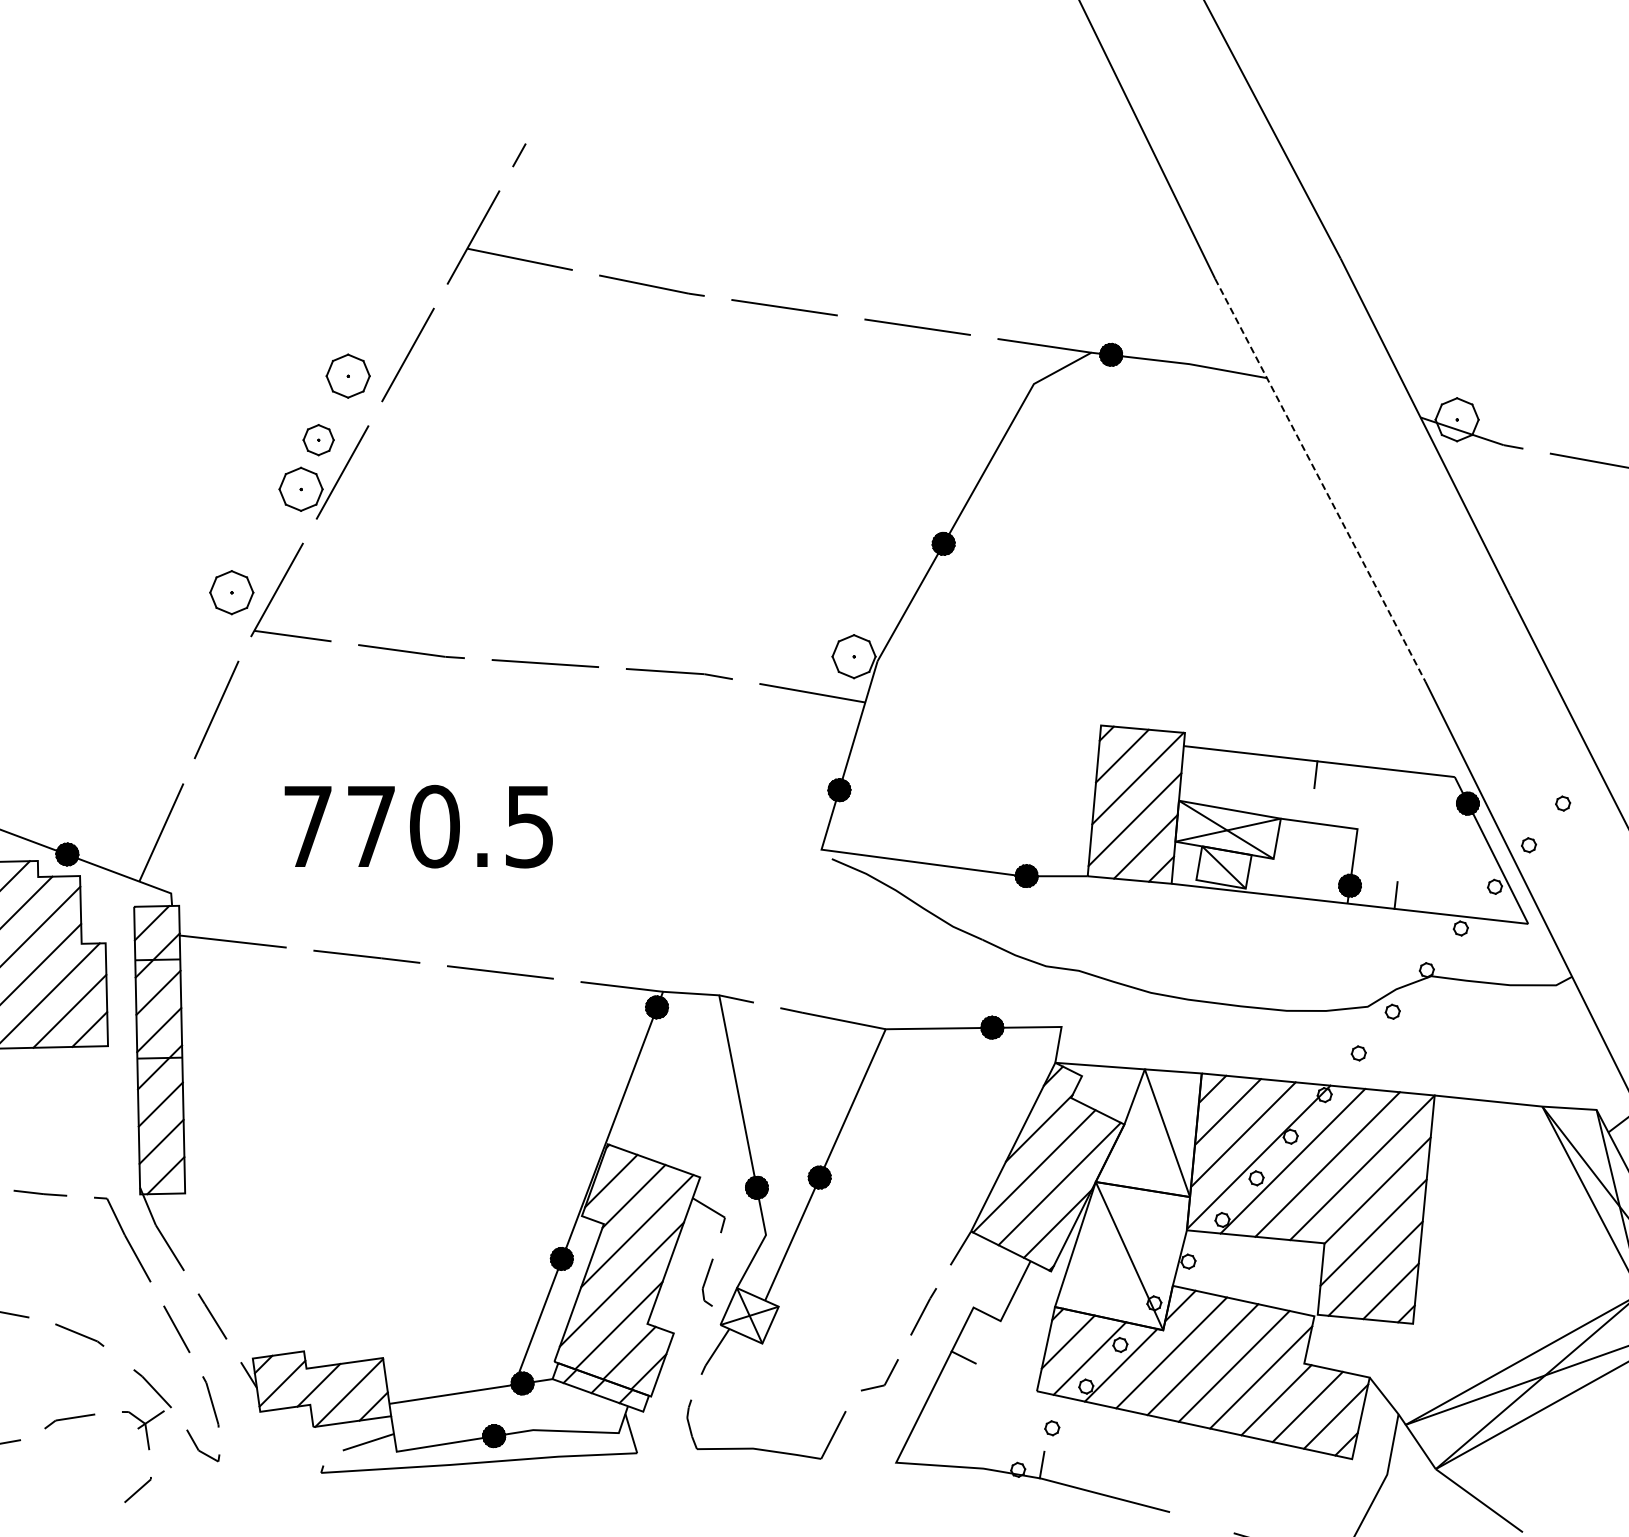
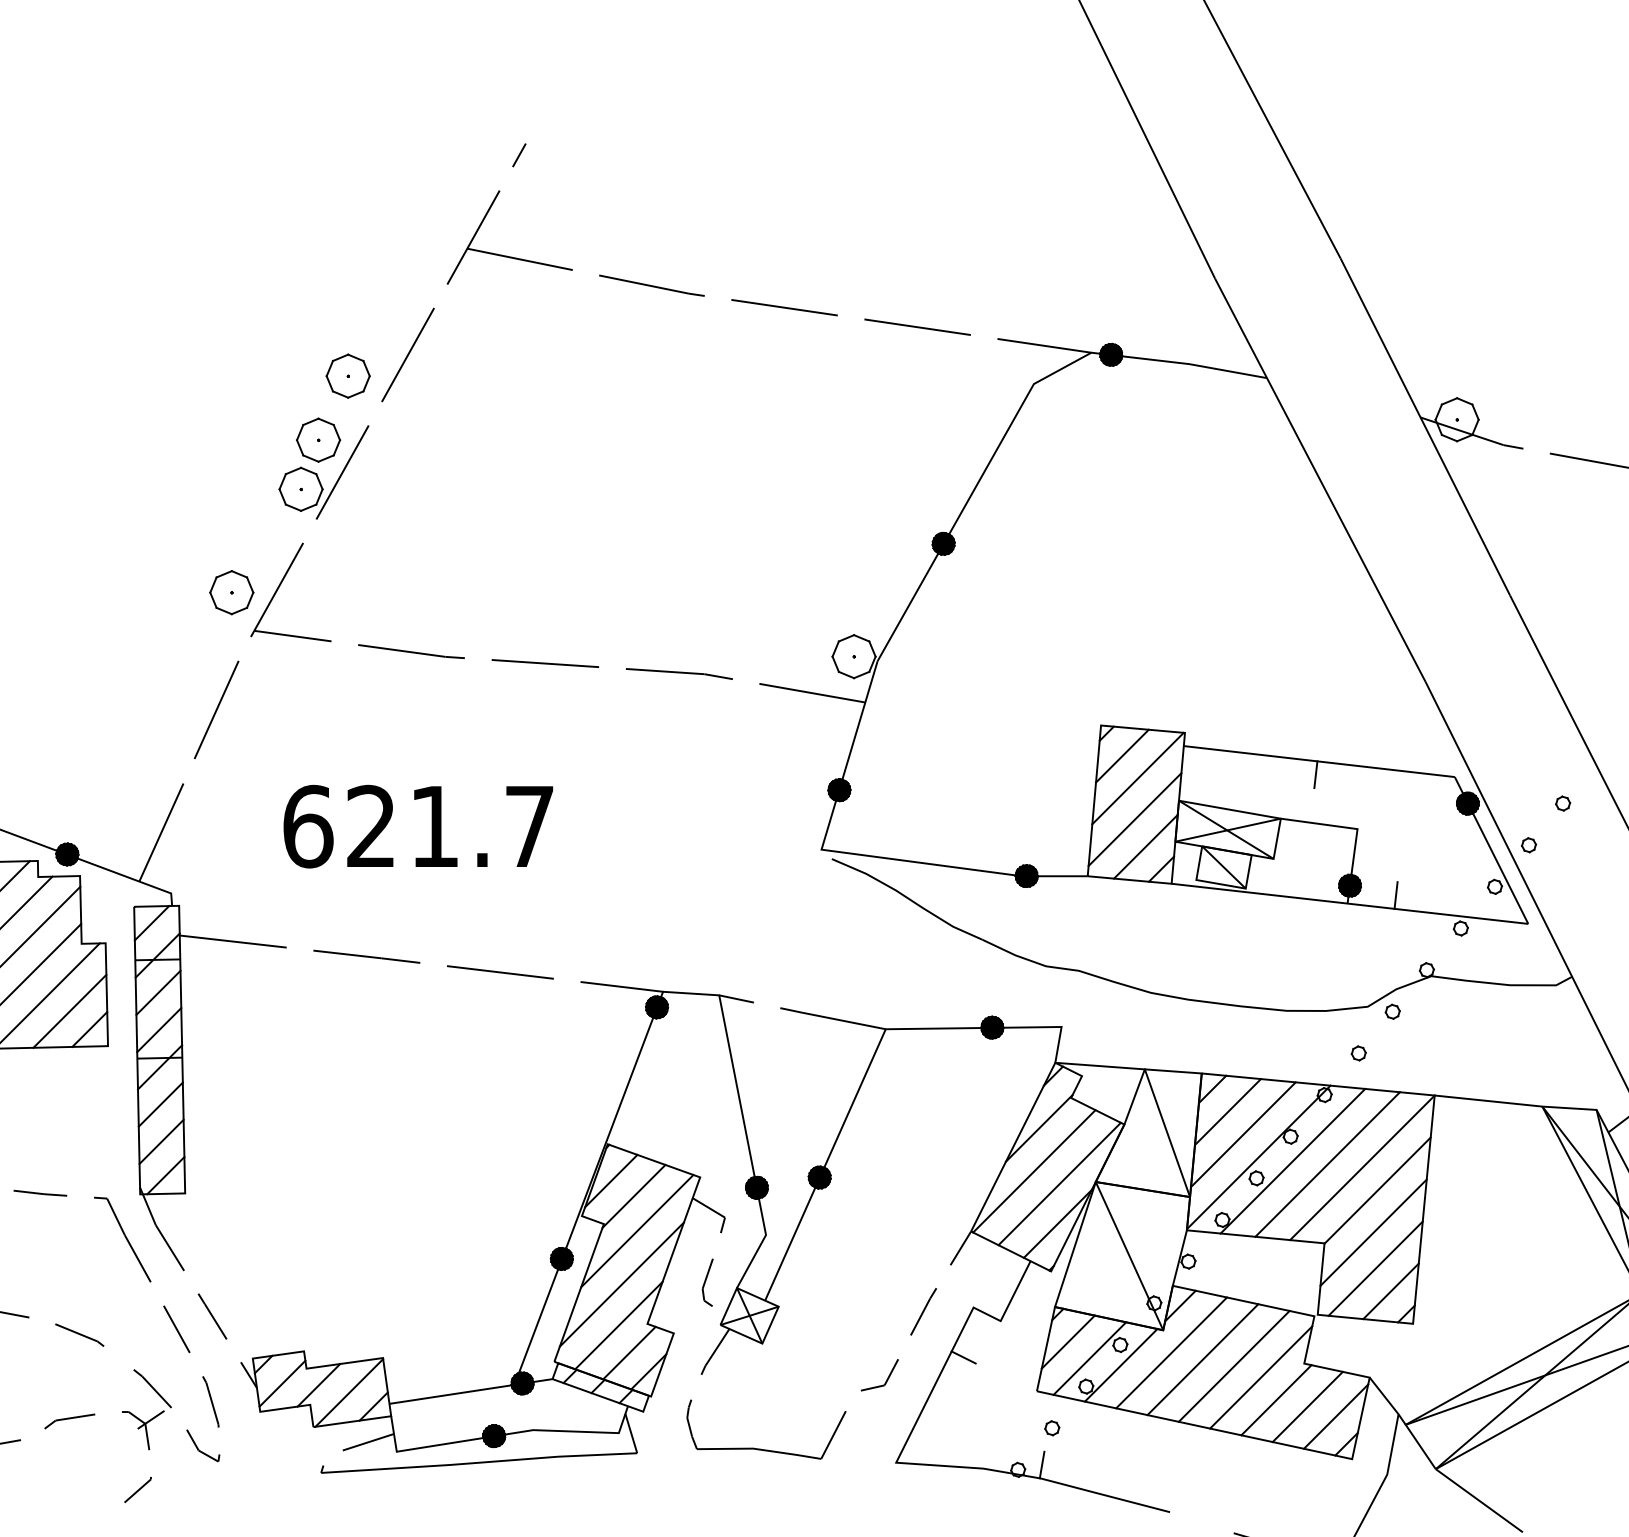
part size: 33x33 px -> 46x46 px (318, 439)
line: dashed -> solid (1320, 480)
text: 770.5 -> 621.7 (418, 826)
